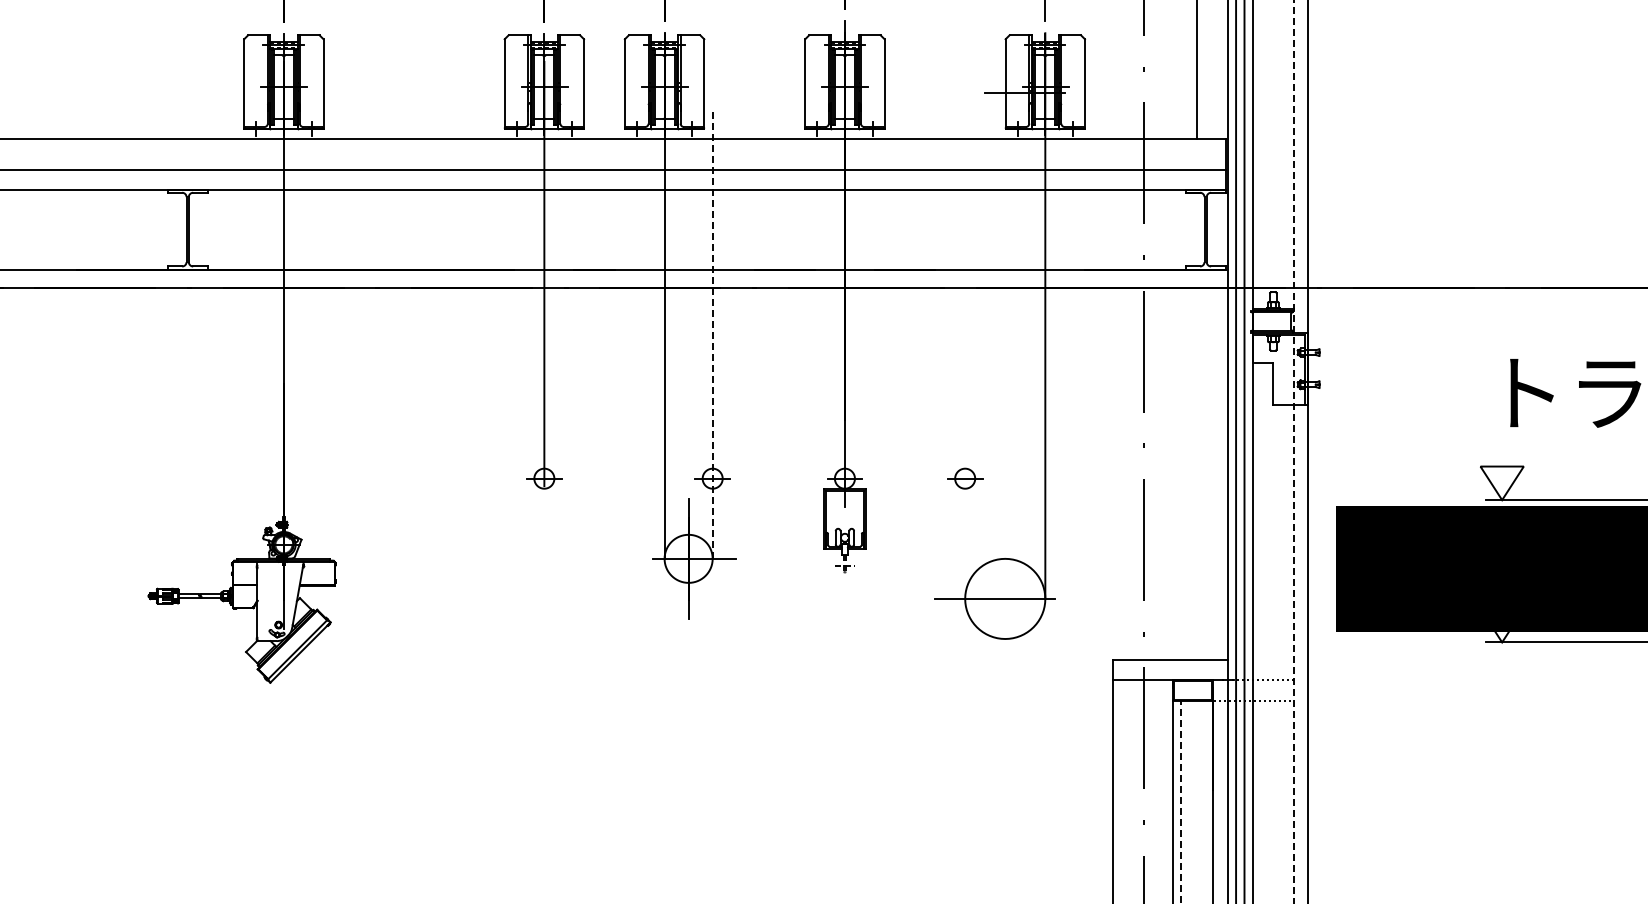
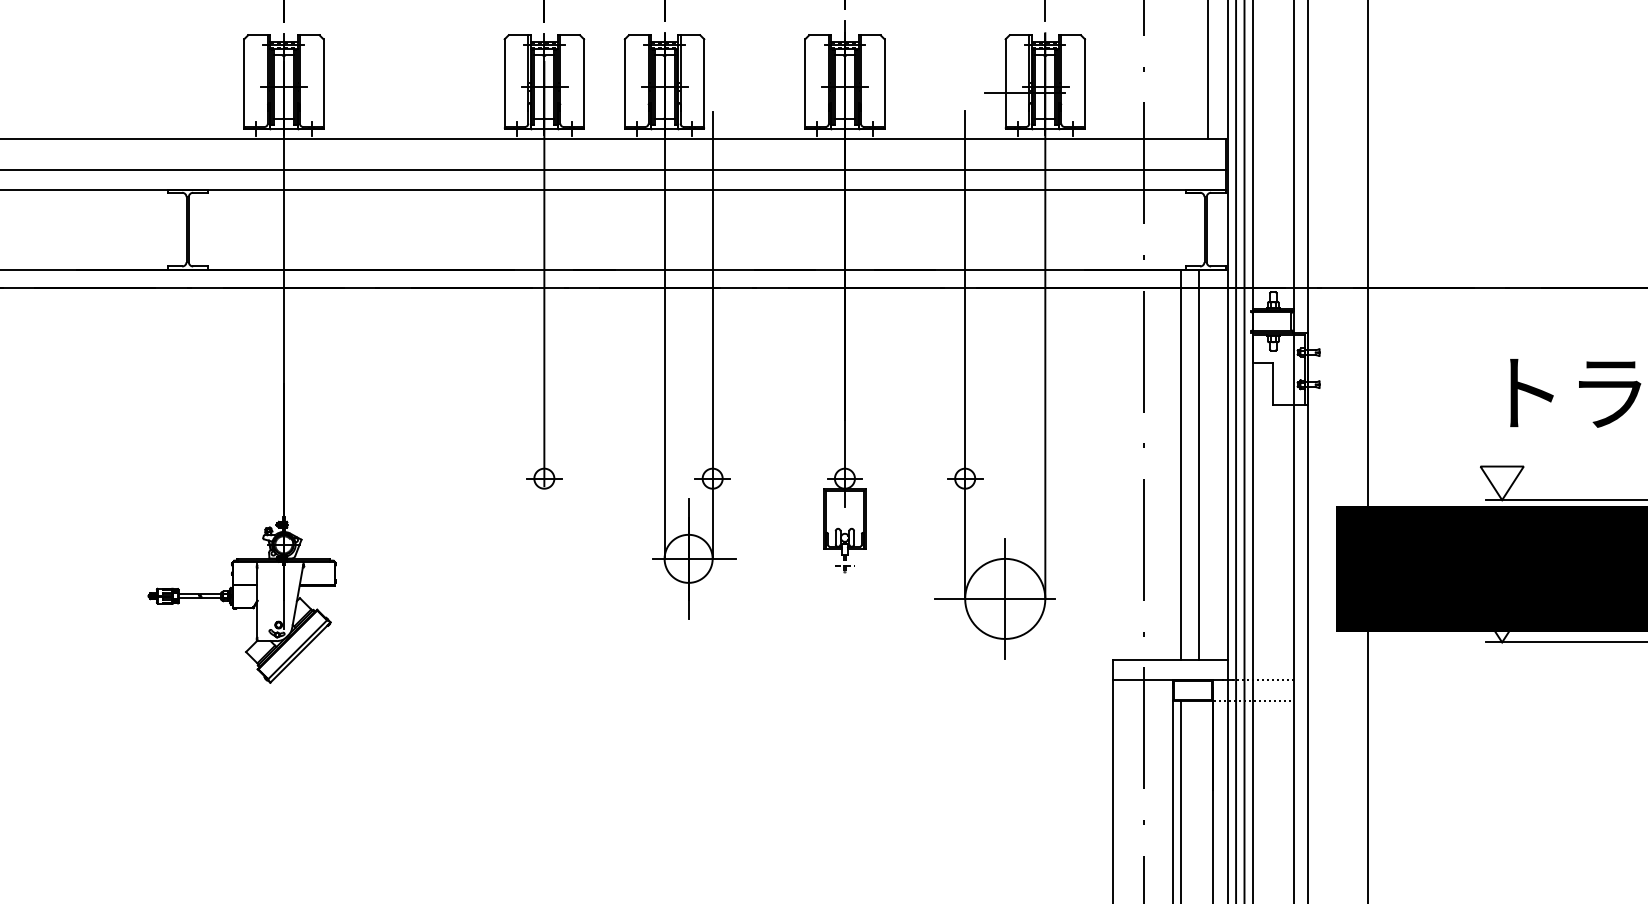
line position: (1196, 70) -> (1207, 70) (1207, 70)
line: dashed -> solid (712, 335)
line: none -> present (965, 354)
line: dashed -> solid (1293, 451)
line: none -> present (1367, 451)
line: none -> present (1180, 464)
line: none -> present (1198, 464)
line: none -> present (1005, 598)
line: dashed -> solid (1180, 801)
